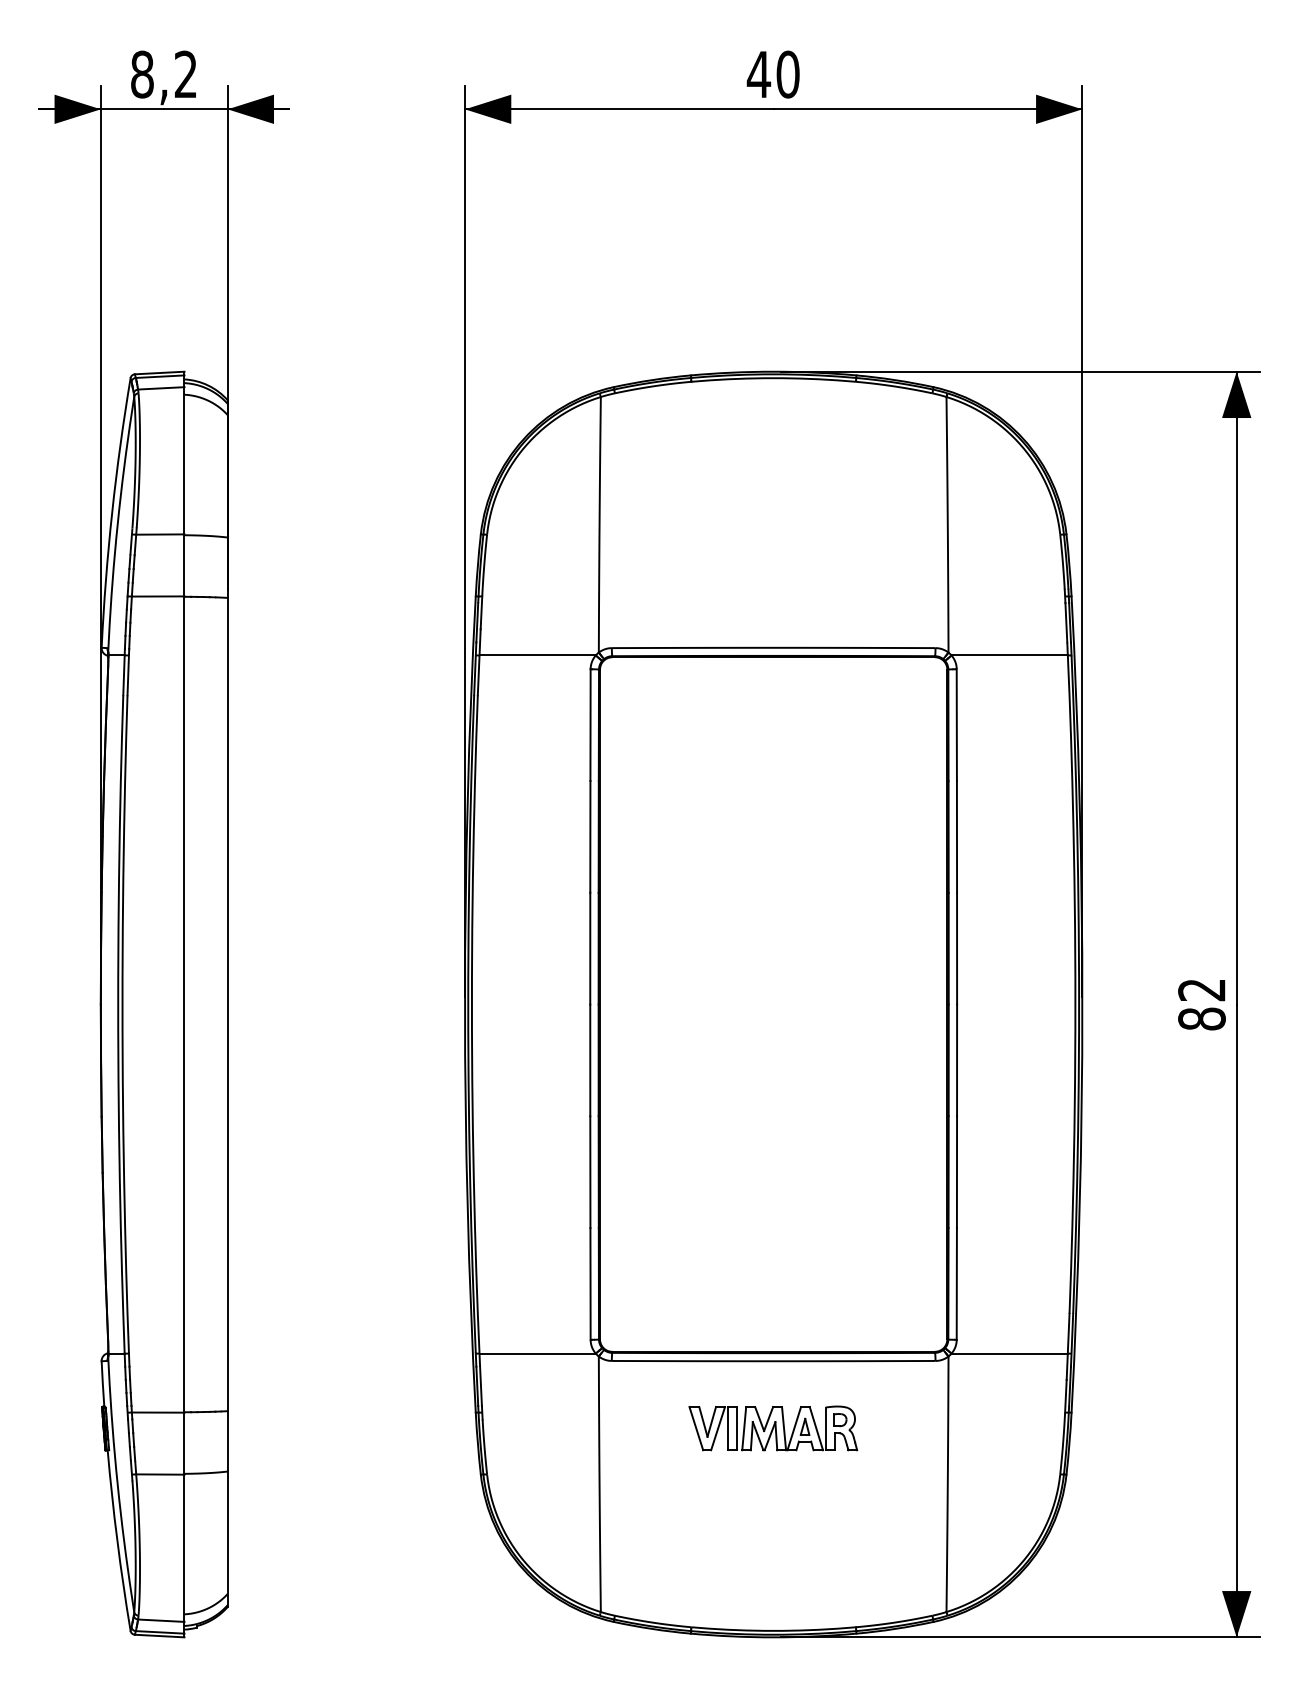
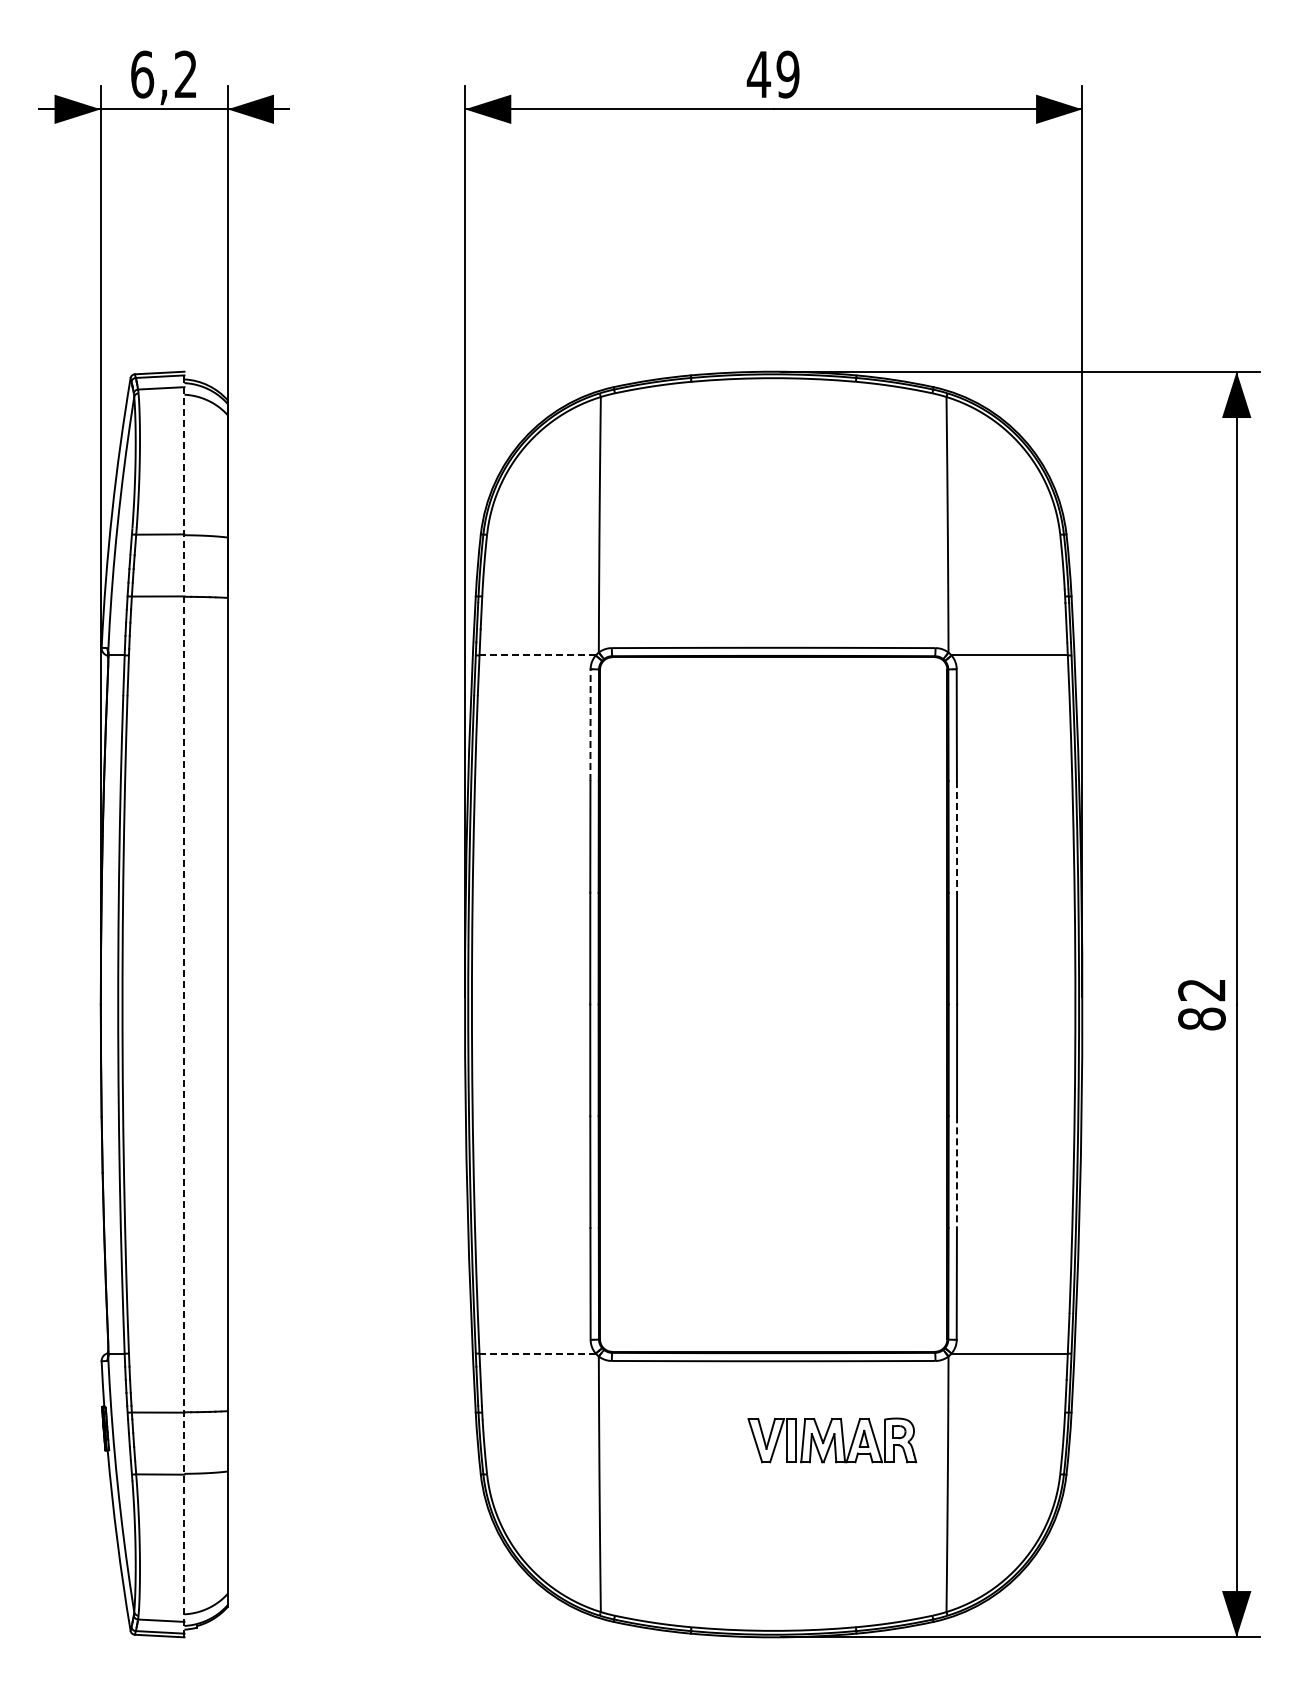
text: 8,2 -> 6,2 (142, 74)
text: 40 -> 49 (787, 74)
line: solid -> dashed (537, 655)
line: solid -> dashed (590, 725)
line: solid -> dashed (956, 836)
line: solid -> dashed (184, 1004)
line: solid -> dashed (956, 1172)
line: solid -> dashed (537, 1353)
part position: (773, 1428) -> (832, 1440) (832, 1440)
